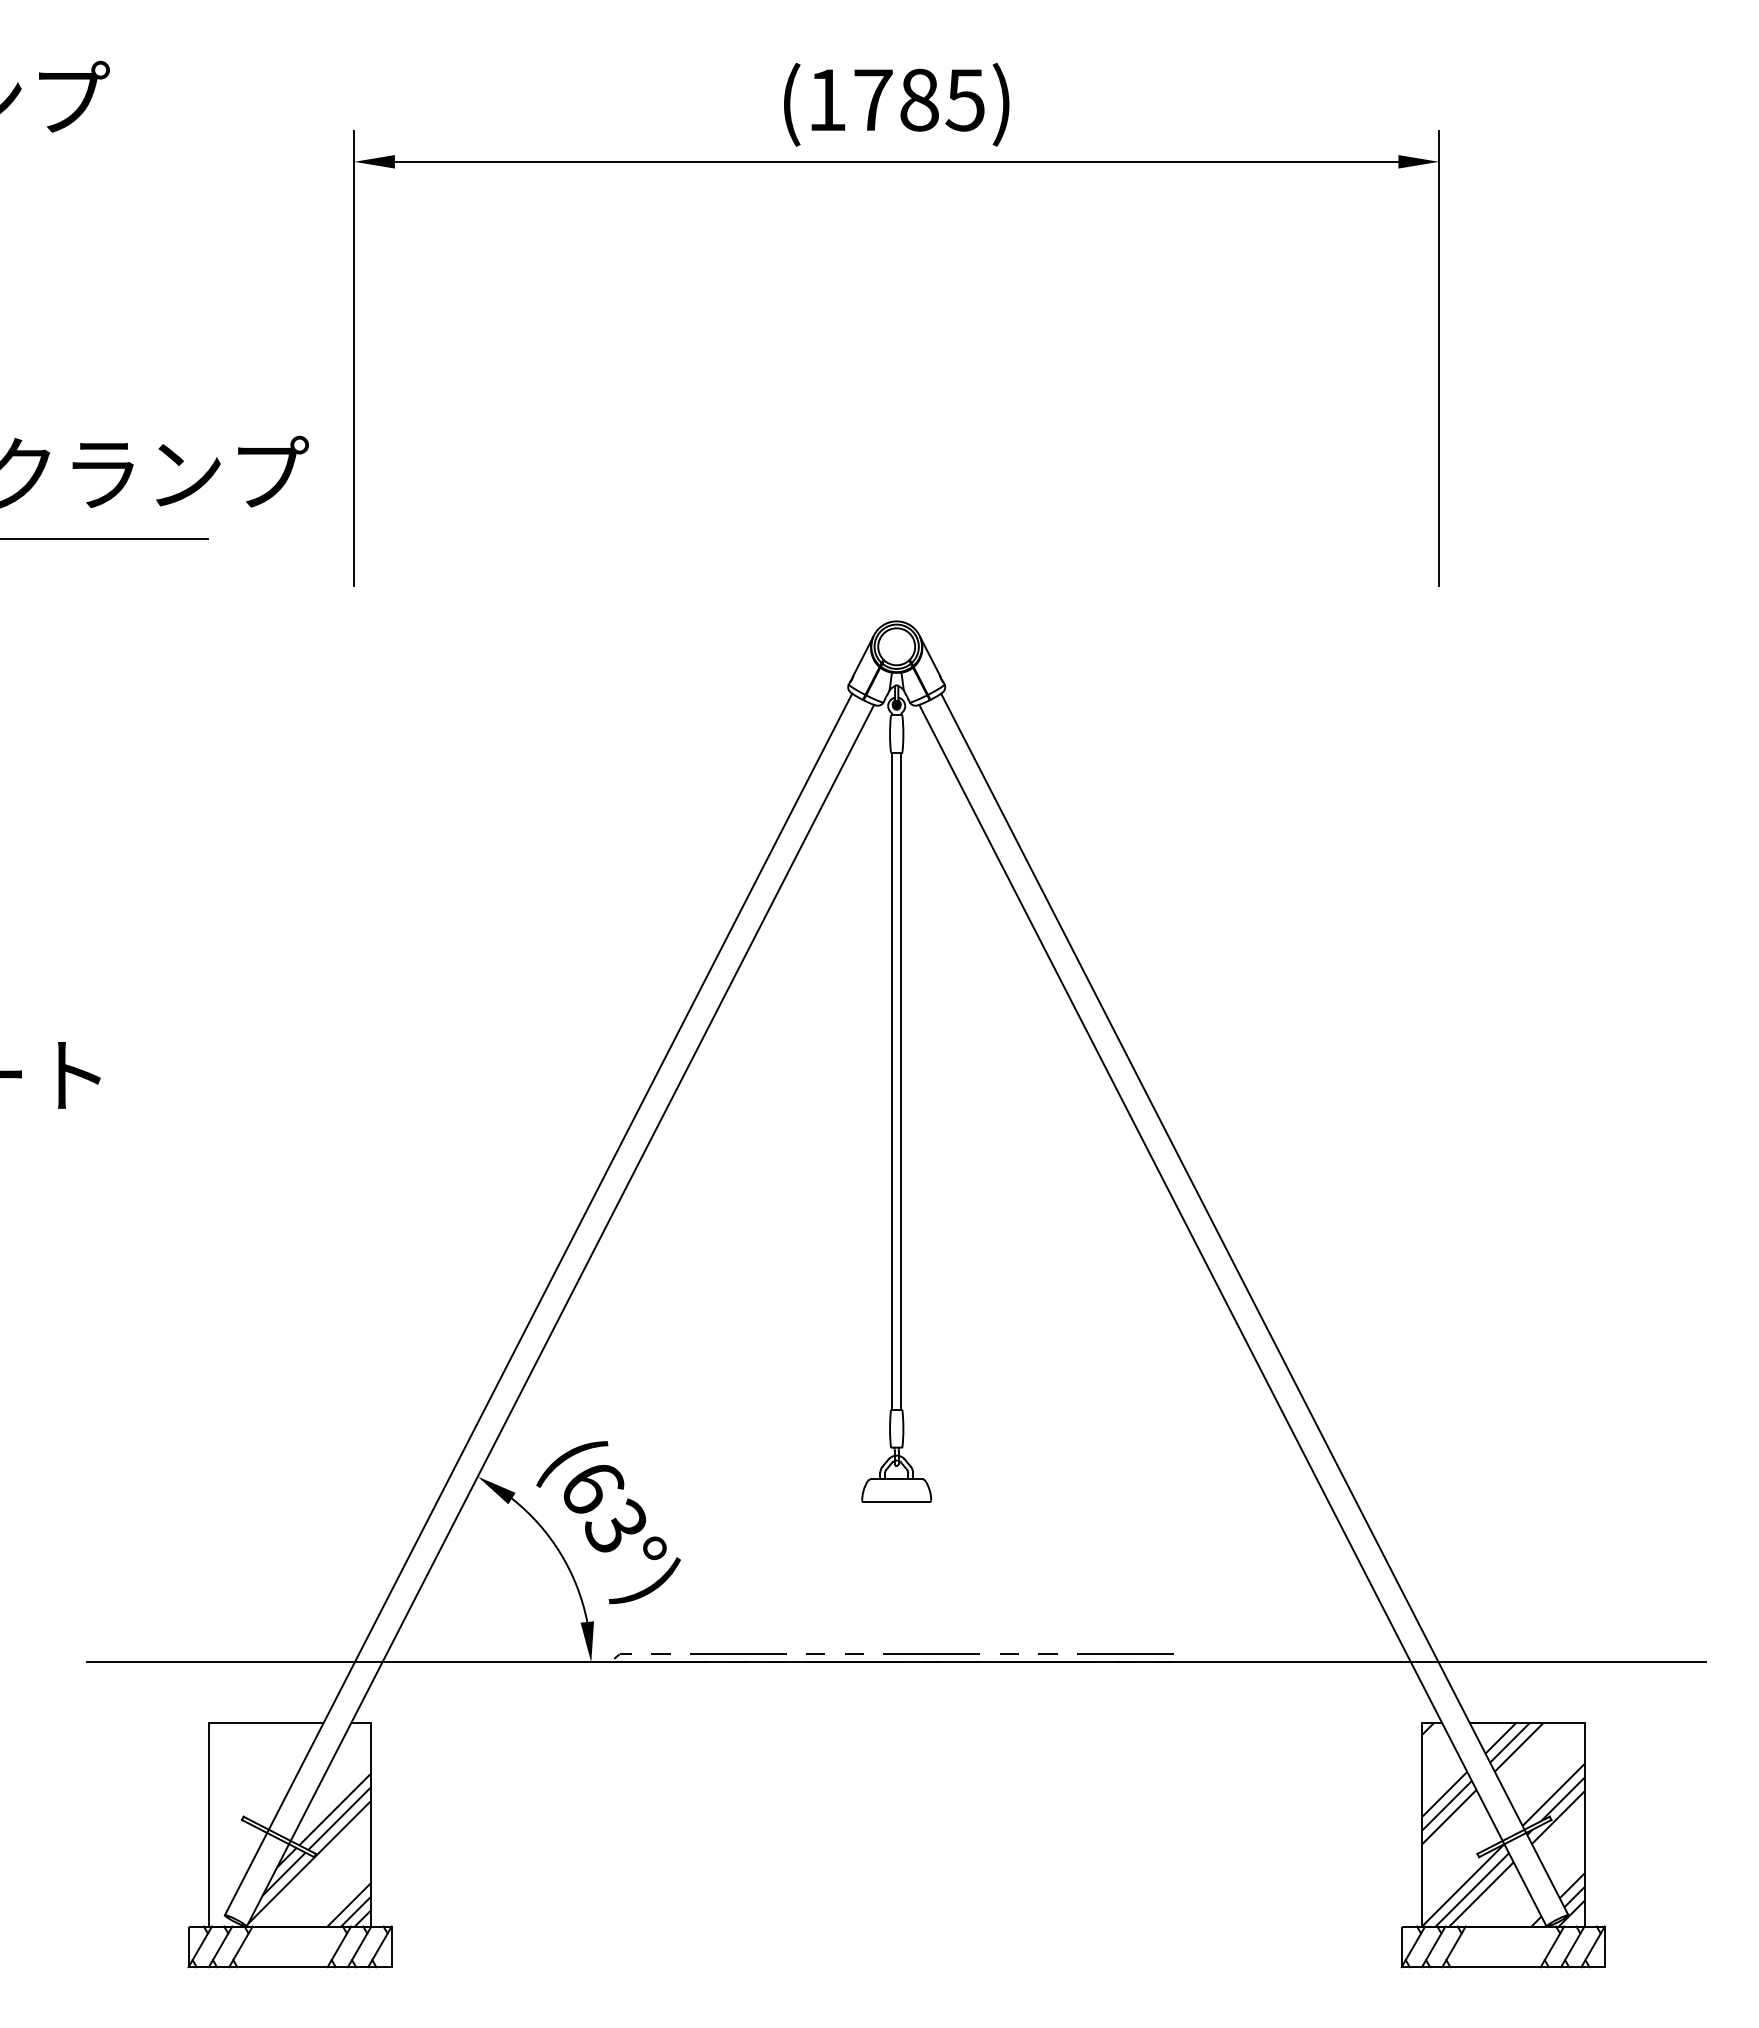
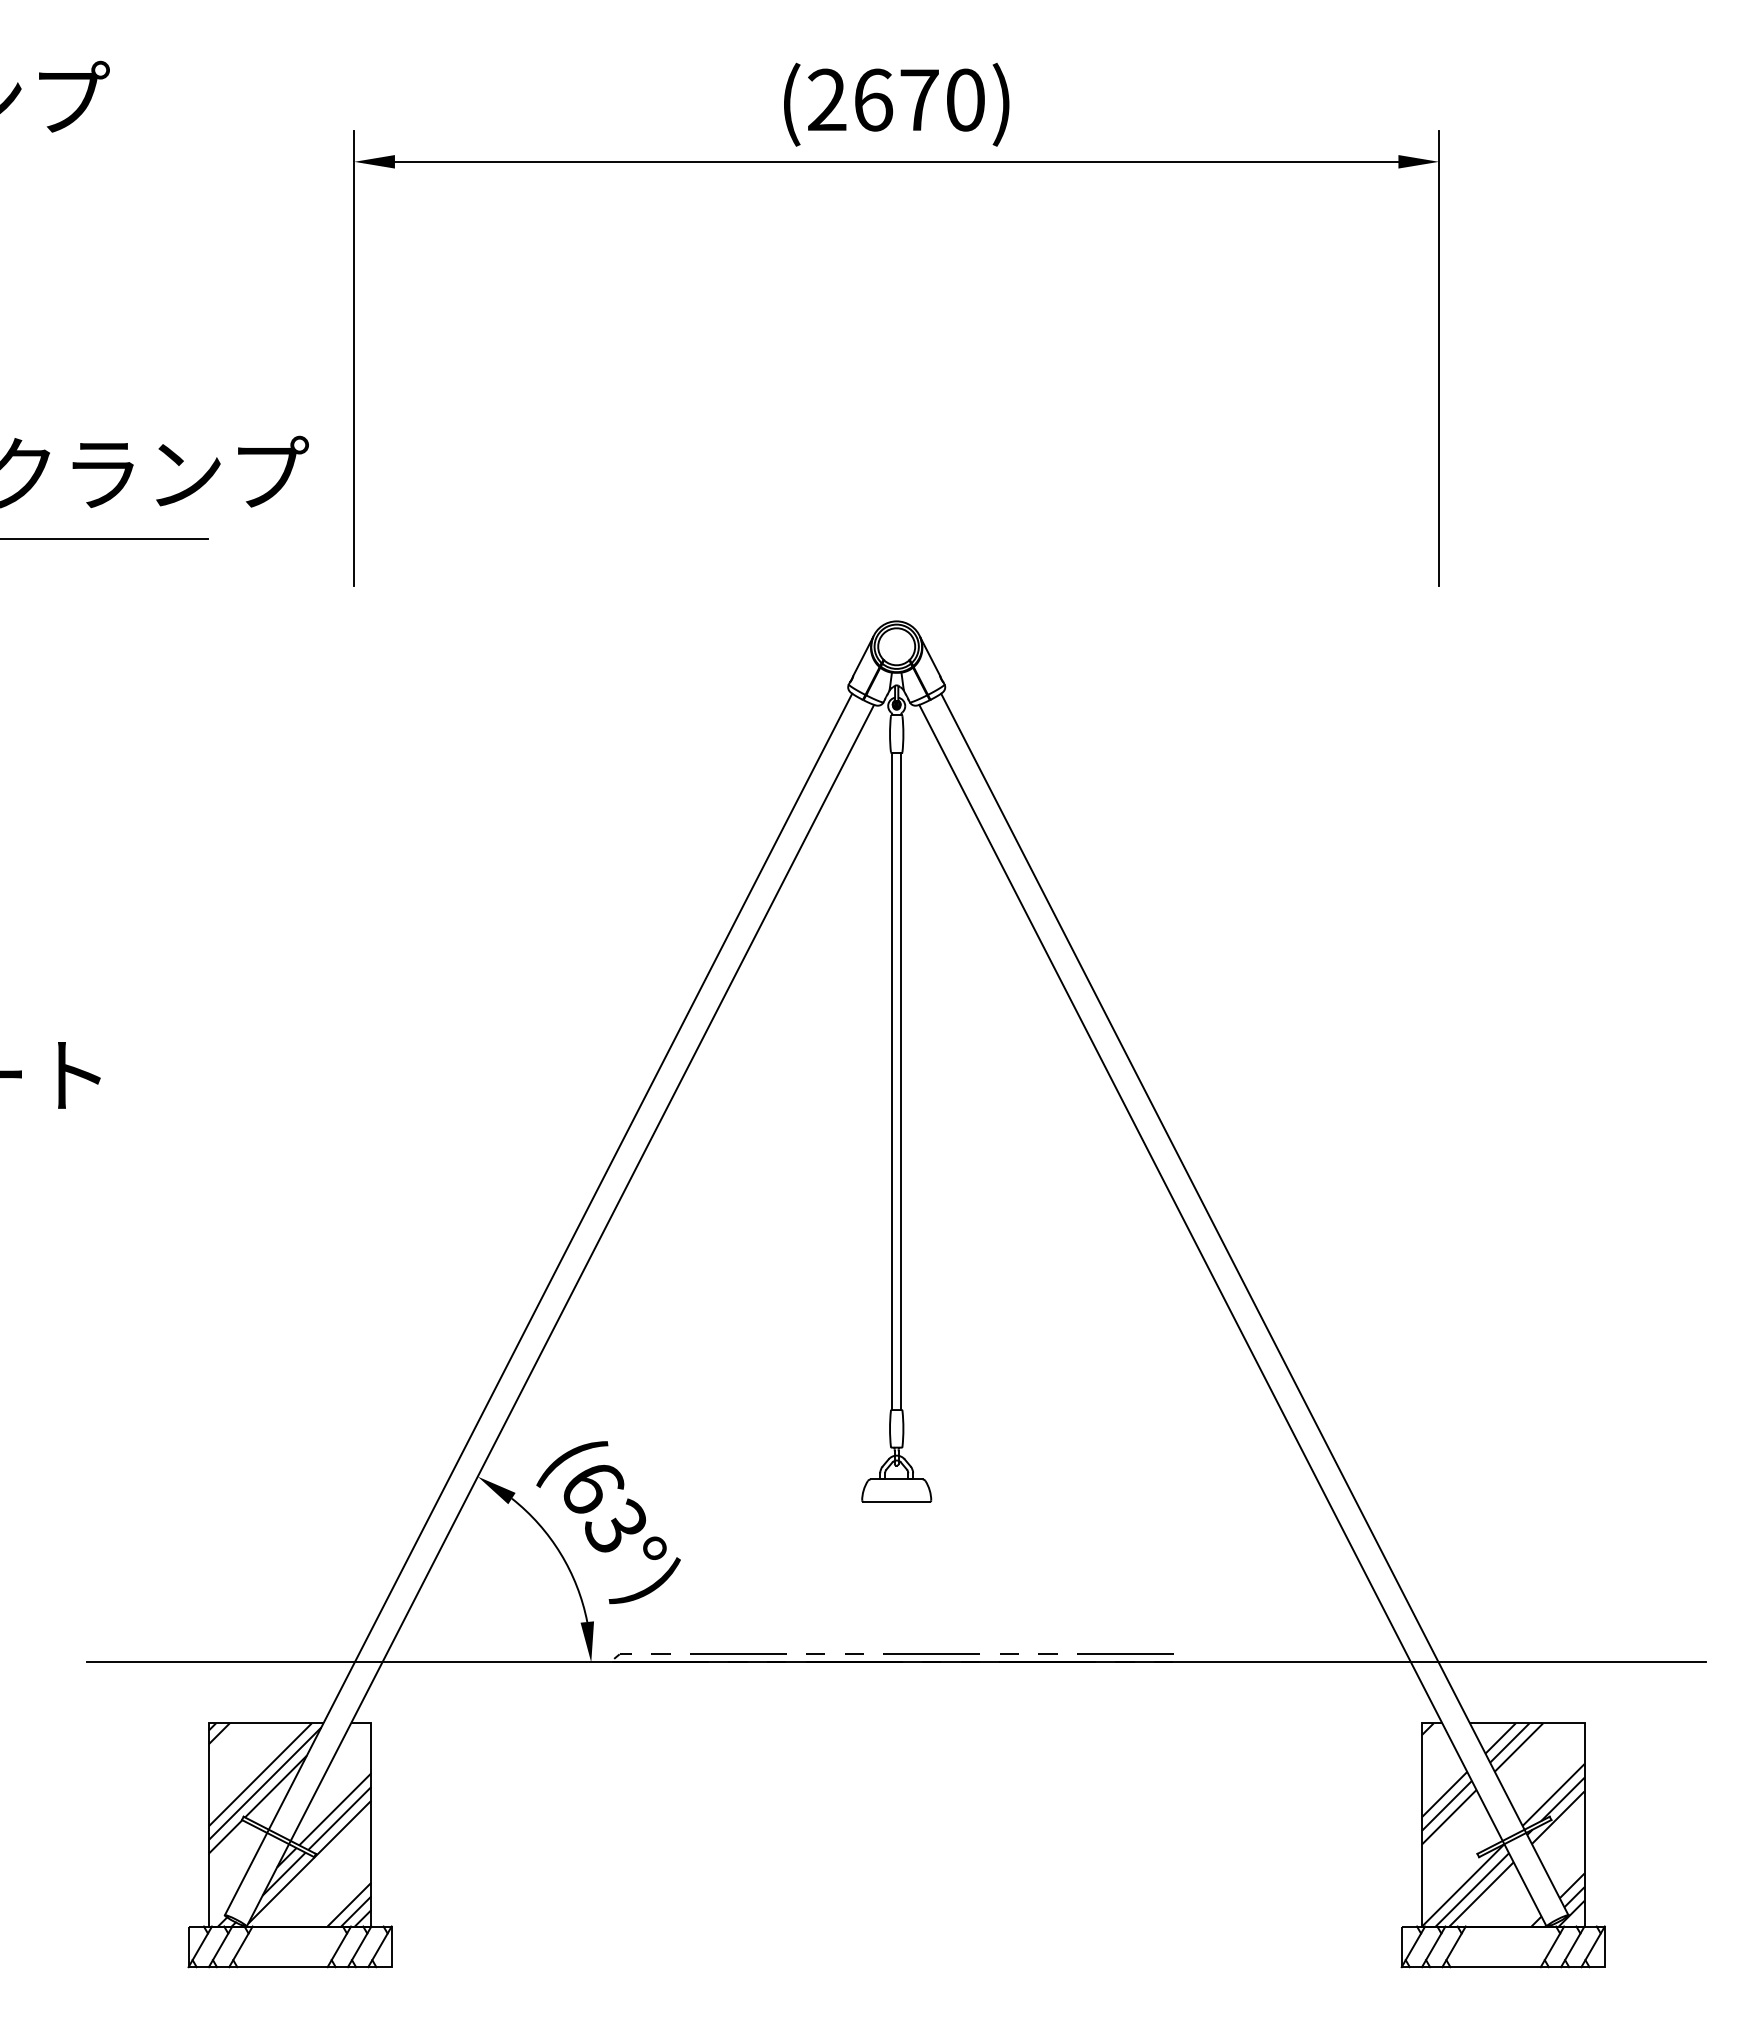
text: (1785) -> (2670) (896, 99)
hatch: none -> present (264, 1824)
